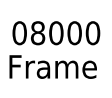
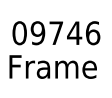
text: 08000 -> 09746 (65, 33)
